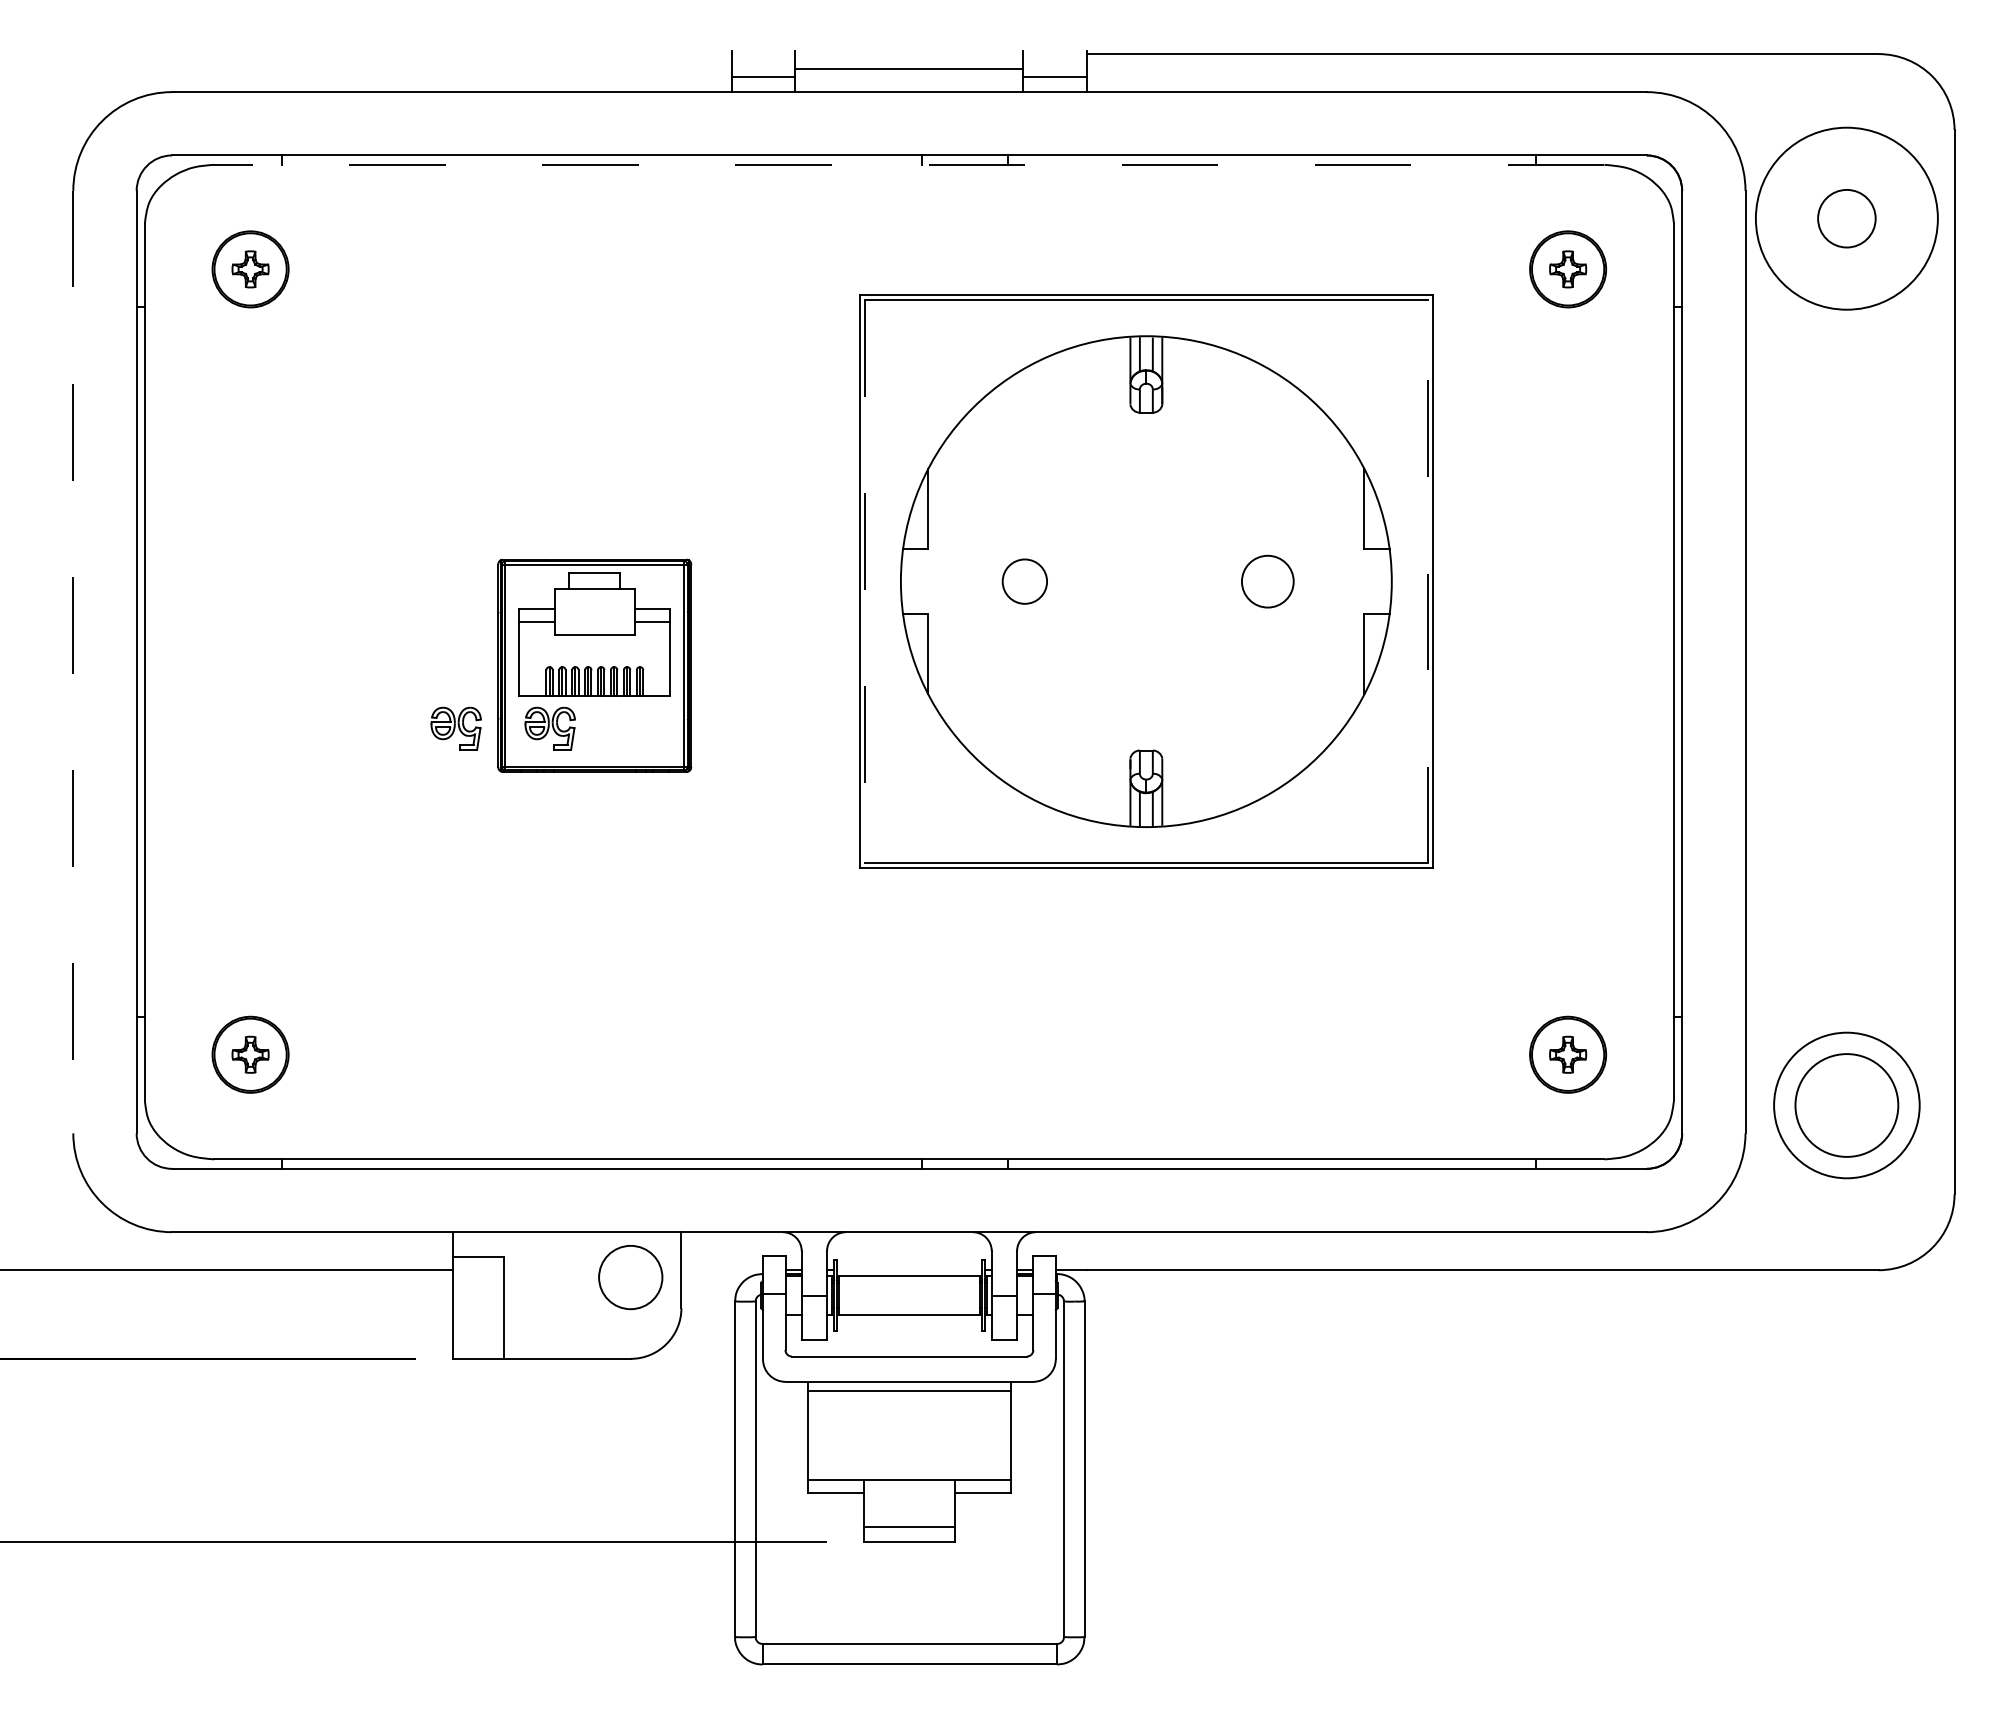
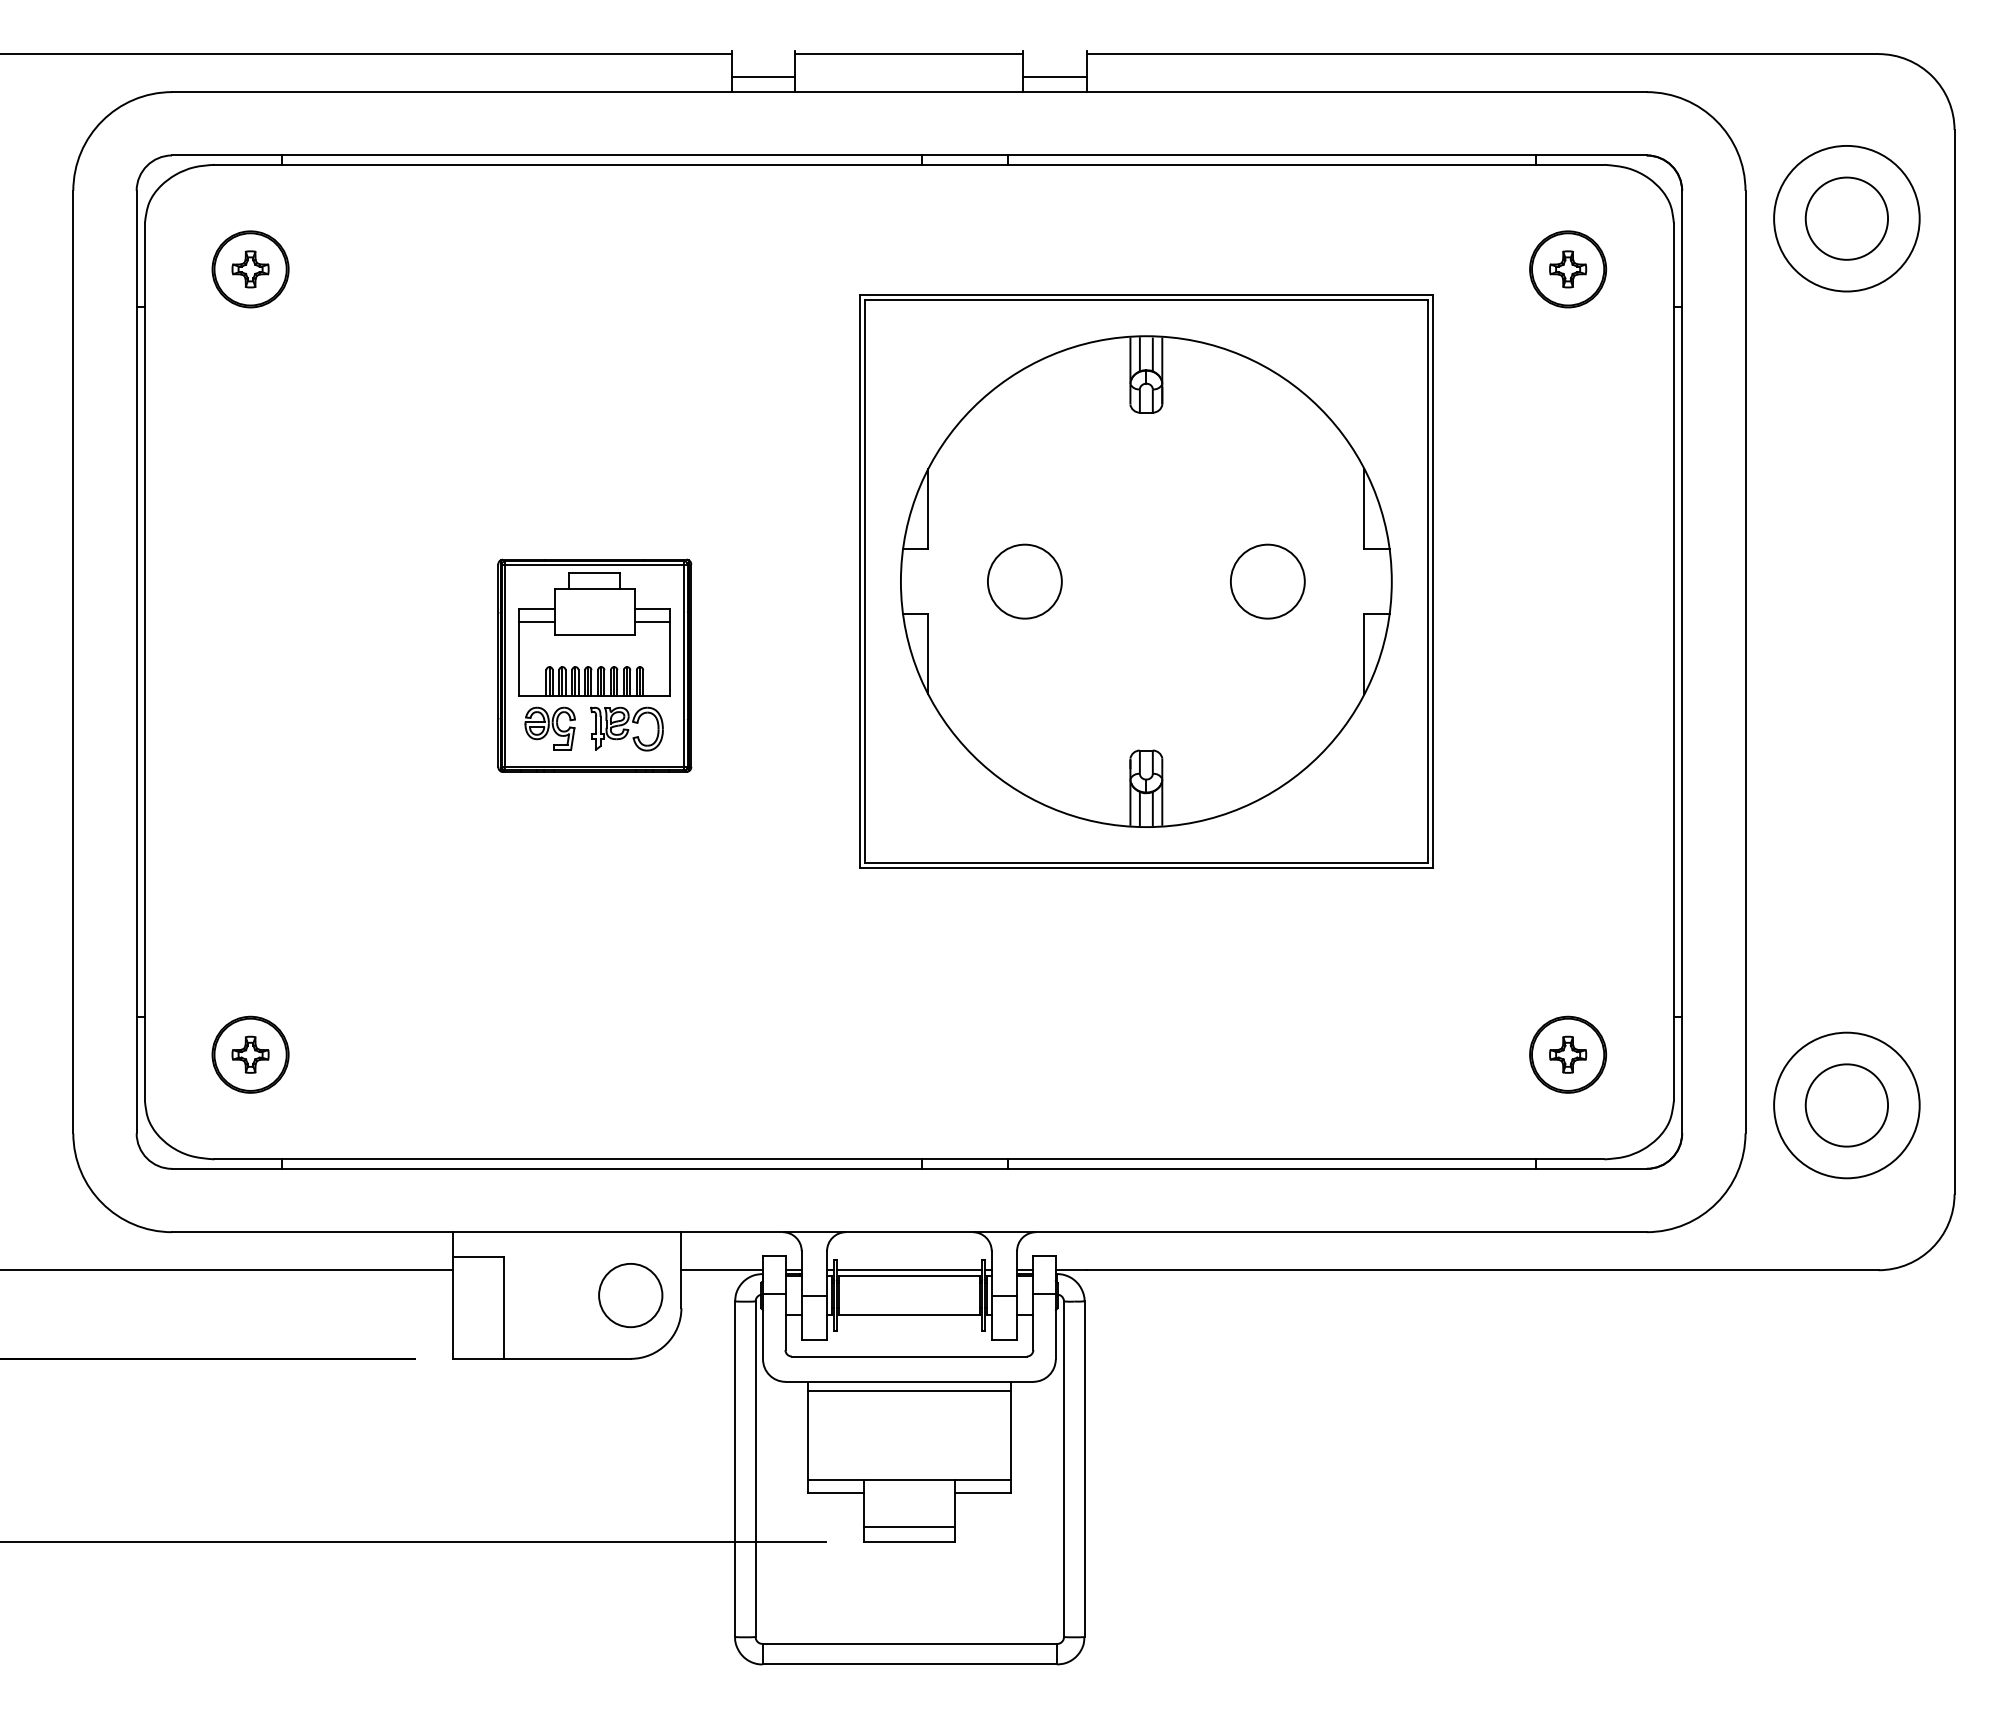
line: none -> present (366, 54)
line position: (909, 69) -> (909, 54) (909, 54)
line: dashed -> solid (908, 164)
circle diameter: 182 px -> 146 px (1846, 218)
circle diameter: 58 px -> 82 px (1846, 218)
line: dashed -> solid (864, 581)
circle diameter: 44 px -> 74 px (1024, 581)
circle diameter: 52 px -> 74 px (1267, 581)
line: dashed -> solid (1428, 581)
line: dashed -> solid (73, 662)
part: present -> none (455, 728)
part: none -> present (626, 728)
circle diameter: 103 px -> 82 px (1846, 1105)
line: none -> present (721, 1270)
line: none -> present (909, 1270)
circle position: (630, 1277) -> (630, 1295) (630, 1295)
